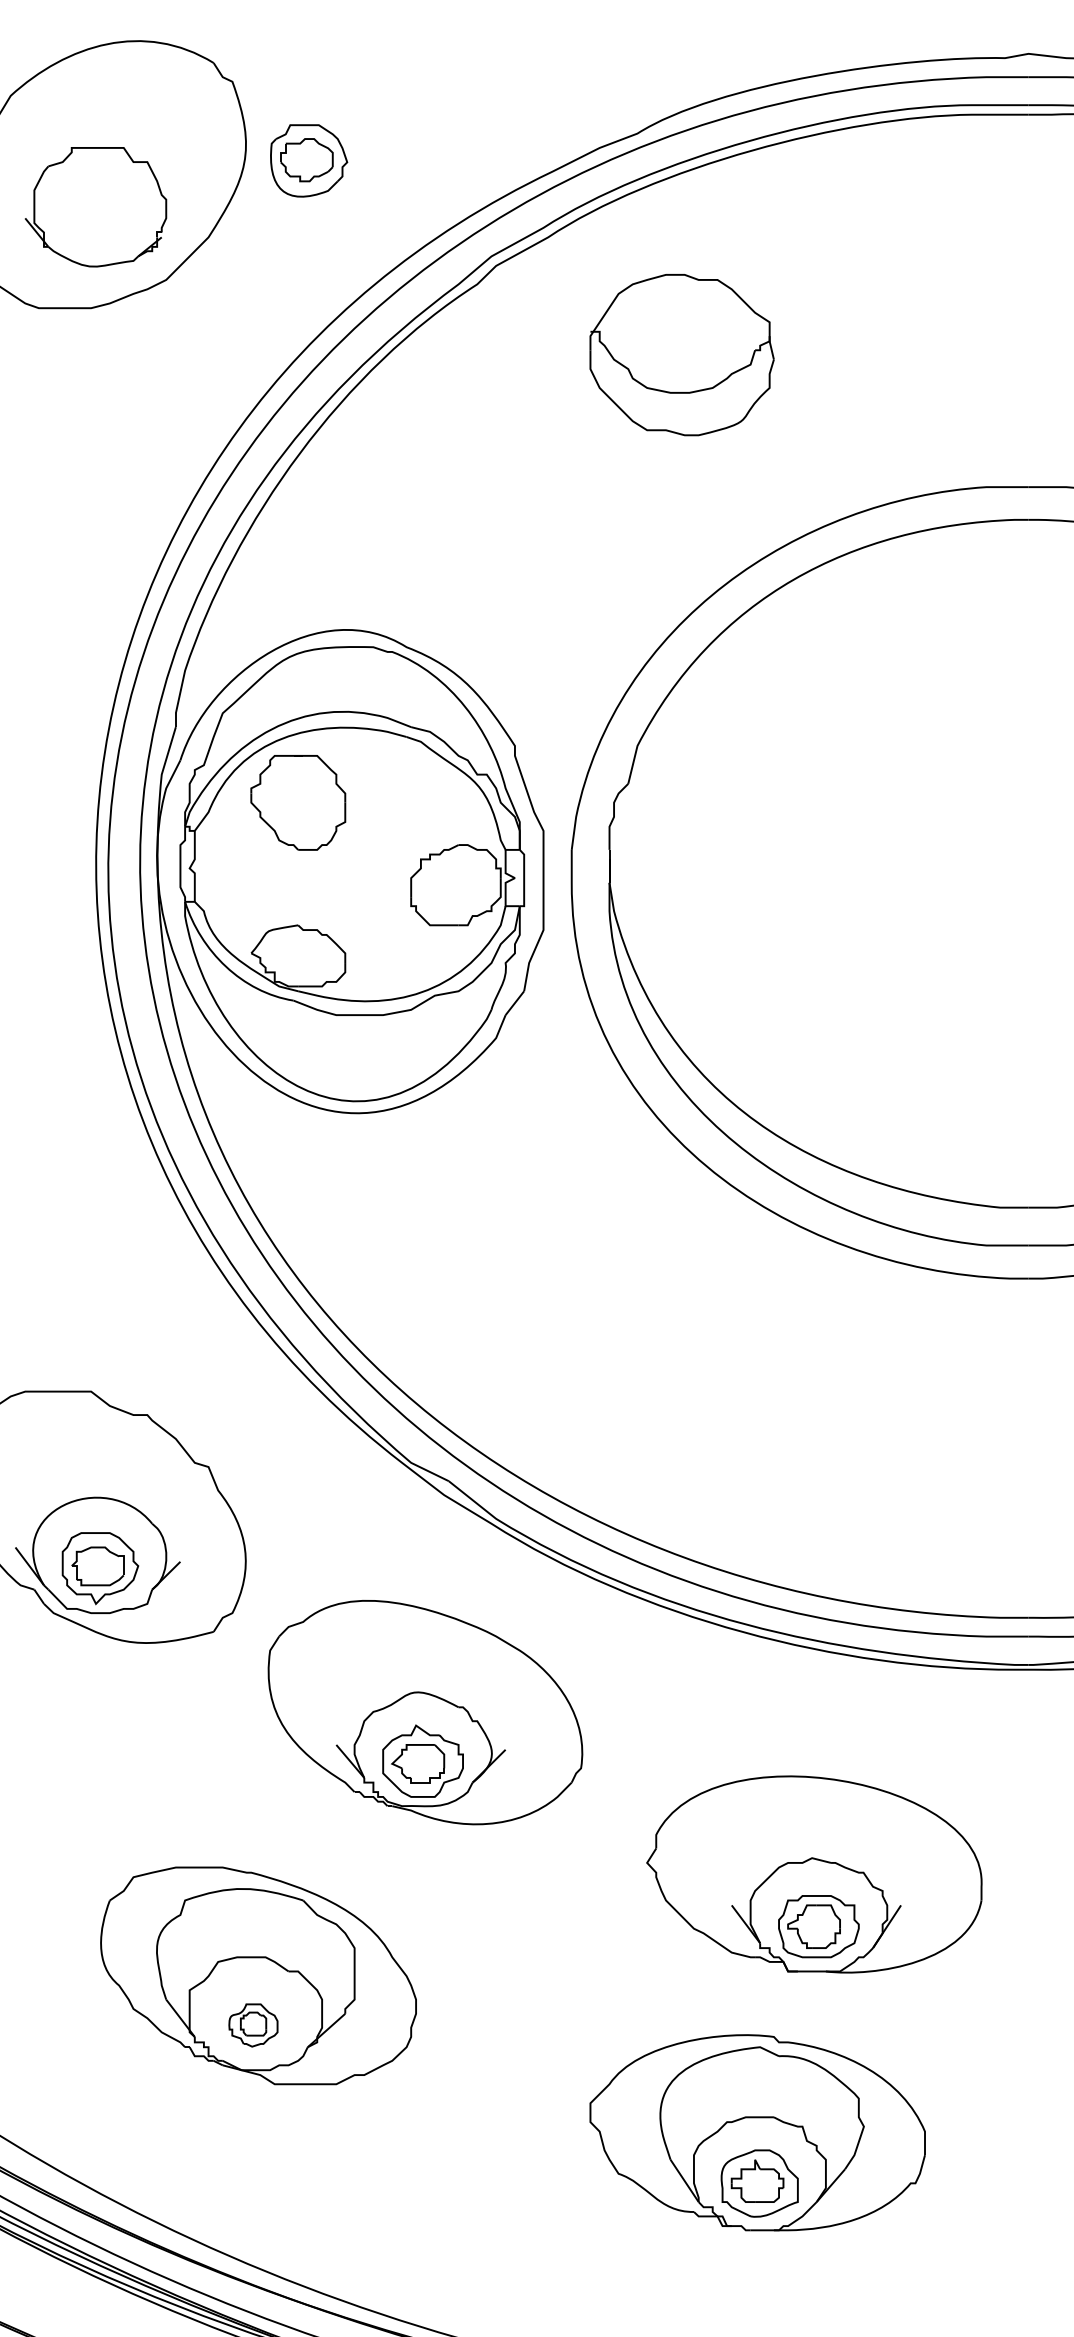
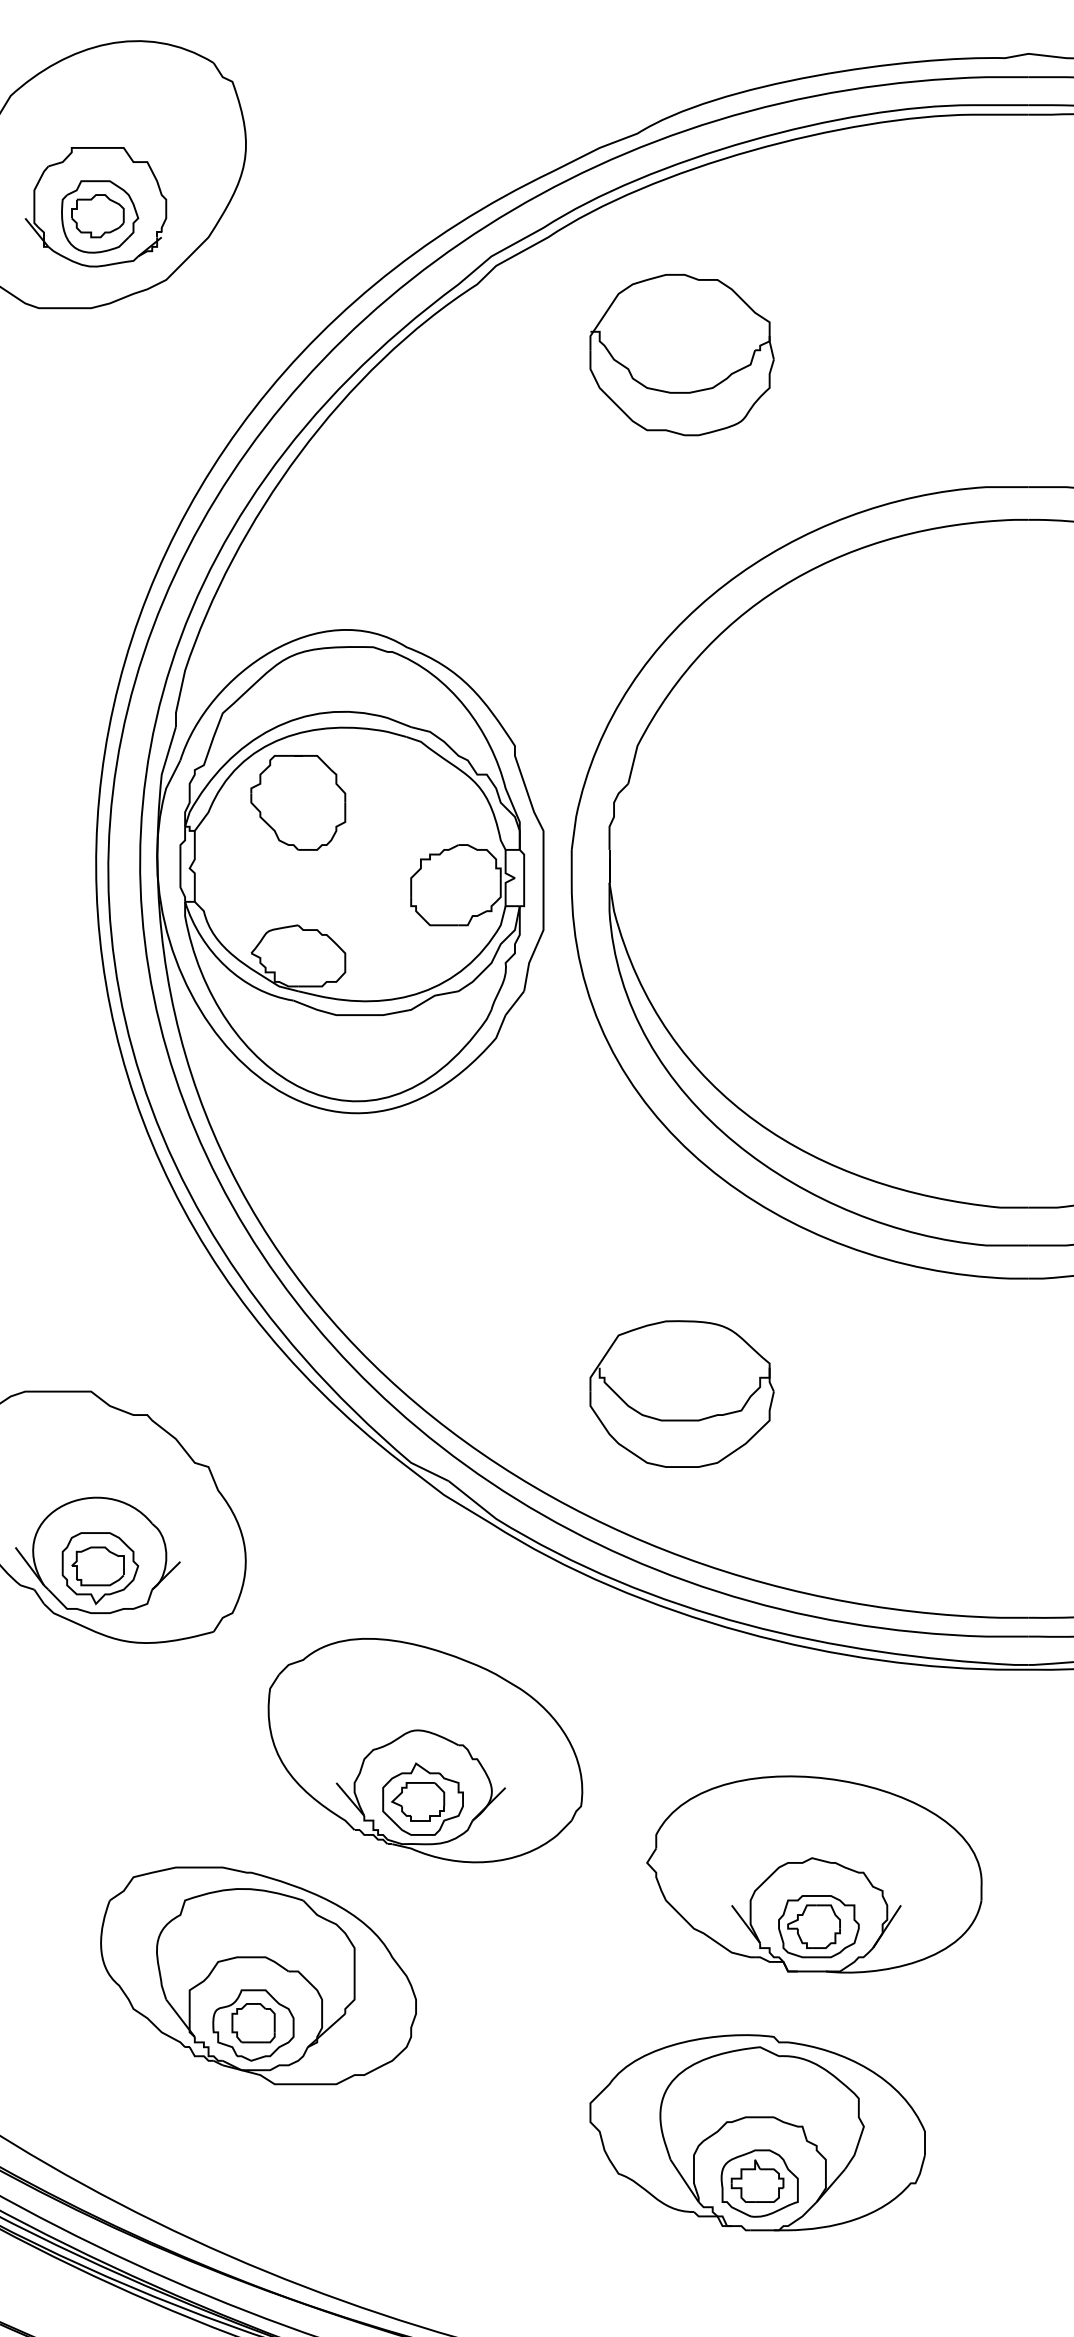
part position: (309, 160) -> (100, 216) (100, 216)
part: none -> present (681, 1393)
part position: (425, 1712) -> (425, 1750) (425, 1750)
part size: 51x45 px -> 83x73 px (253, 2025)
